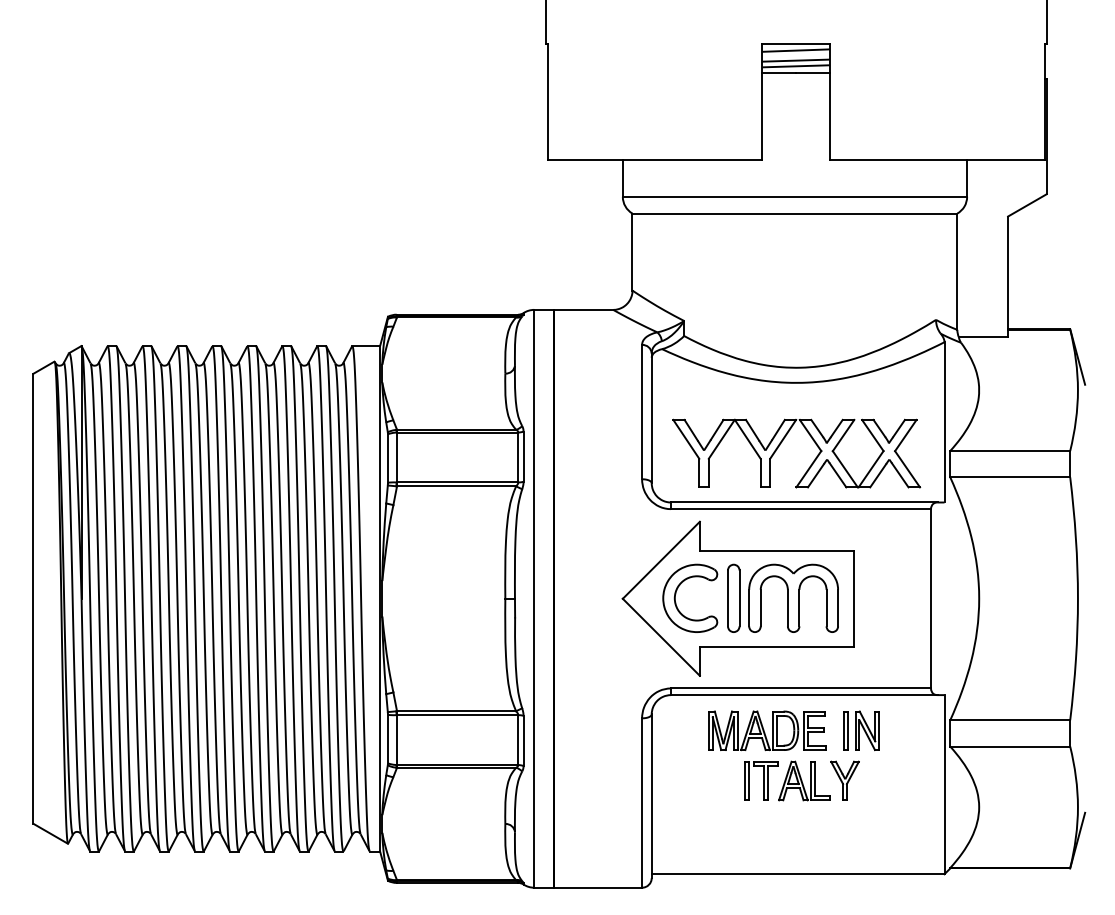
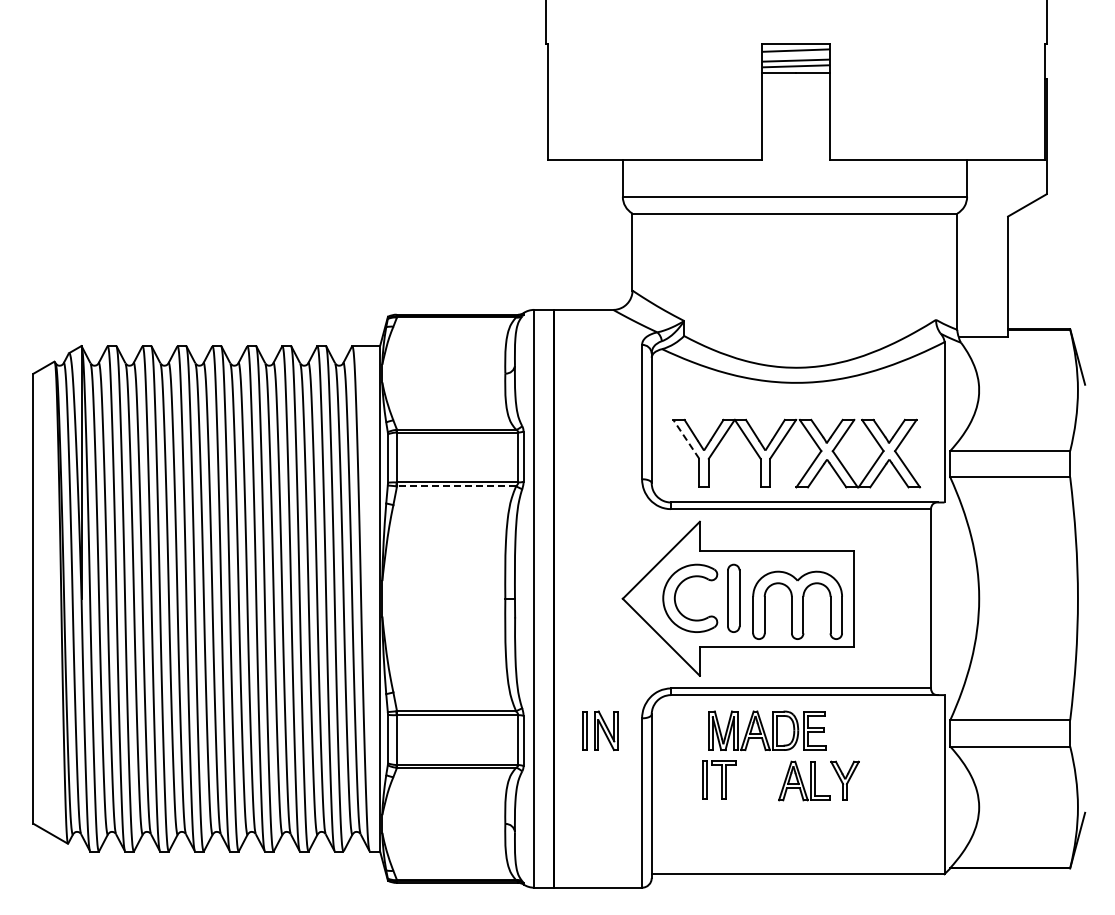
line: solid -> dashed (686, 438)
line: solid -> dashed (456, 486)
part position: (793, 597) -> (797, 604) (797, 604)
part position: (861, 730) -> (600, 730) (600, 730)
part position: (761, 780) -> (719, 779) (719, 779)
